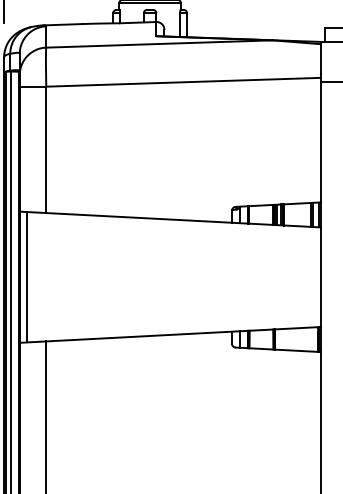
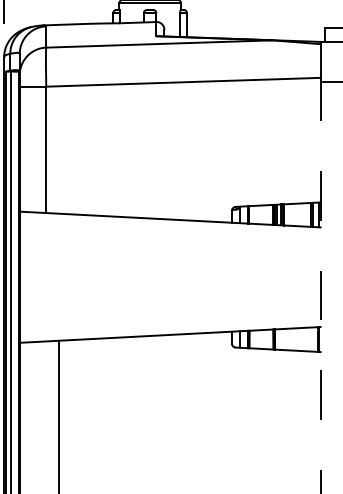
line: present -> none (27, 277)
line: solid -> dashed (320, 283)
line position: (46, 415) -> (59, 415) (59, 415)
